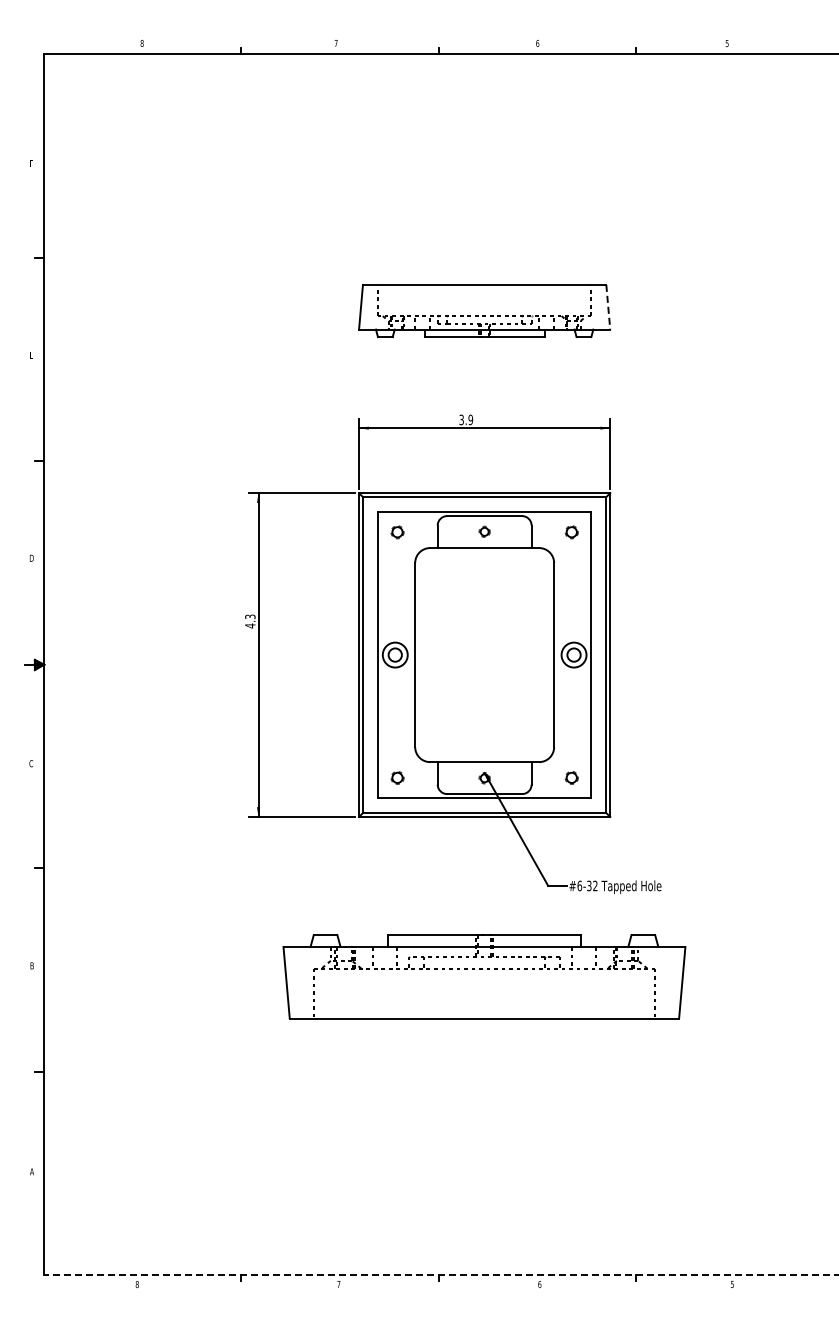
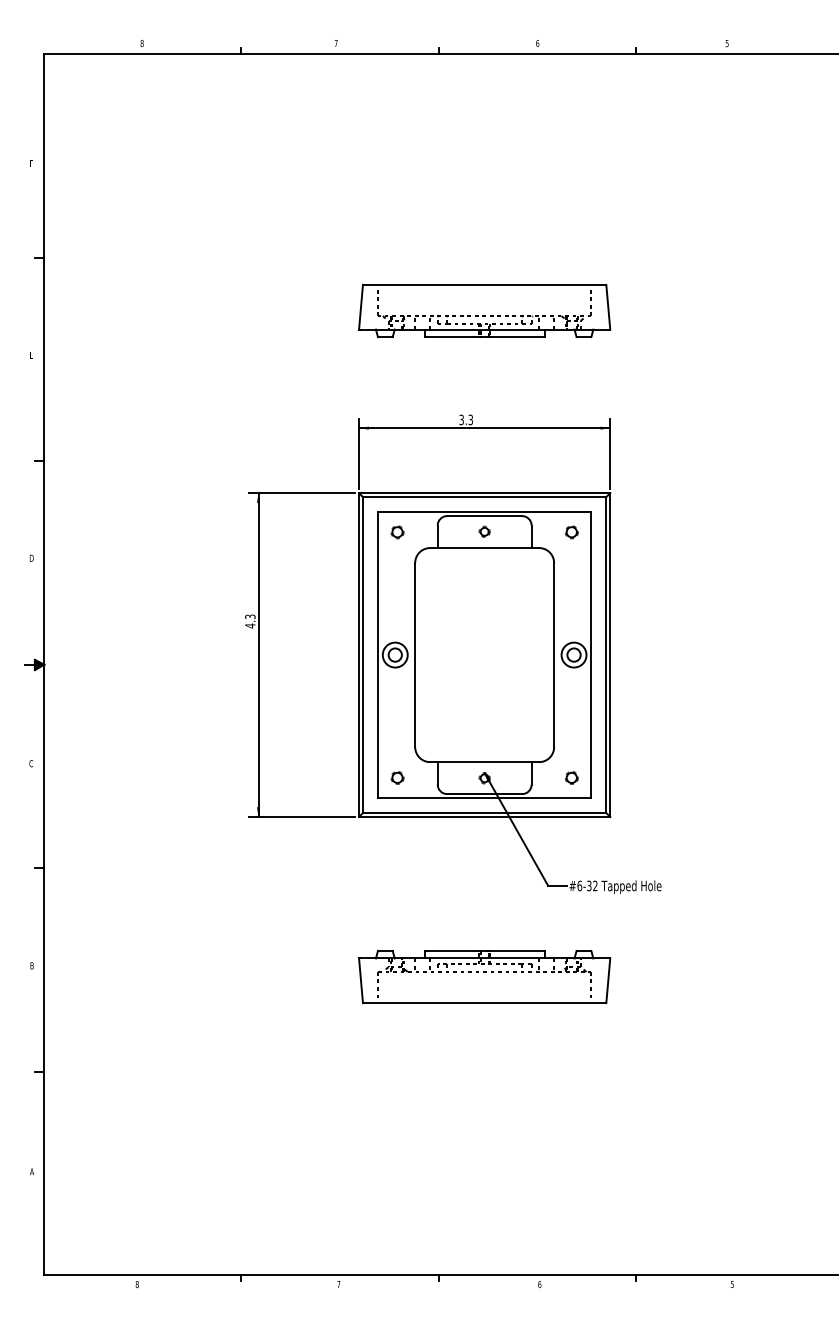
line: dashed -> solid (608, 307)
text: 3.9 -> 3.3 (470, 419)
part size: 405x86 px -> 254x55 px (484, 977)
line: dashed -> solid (441, 1275)
